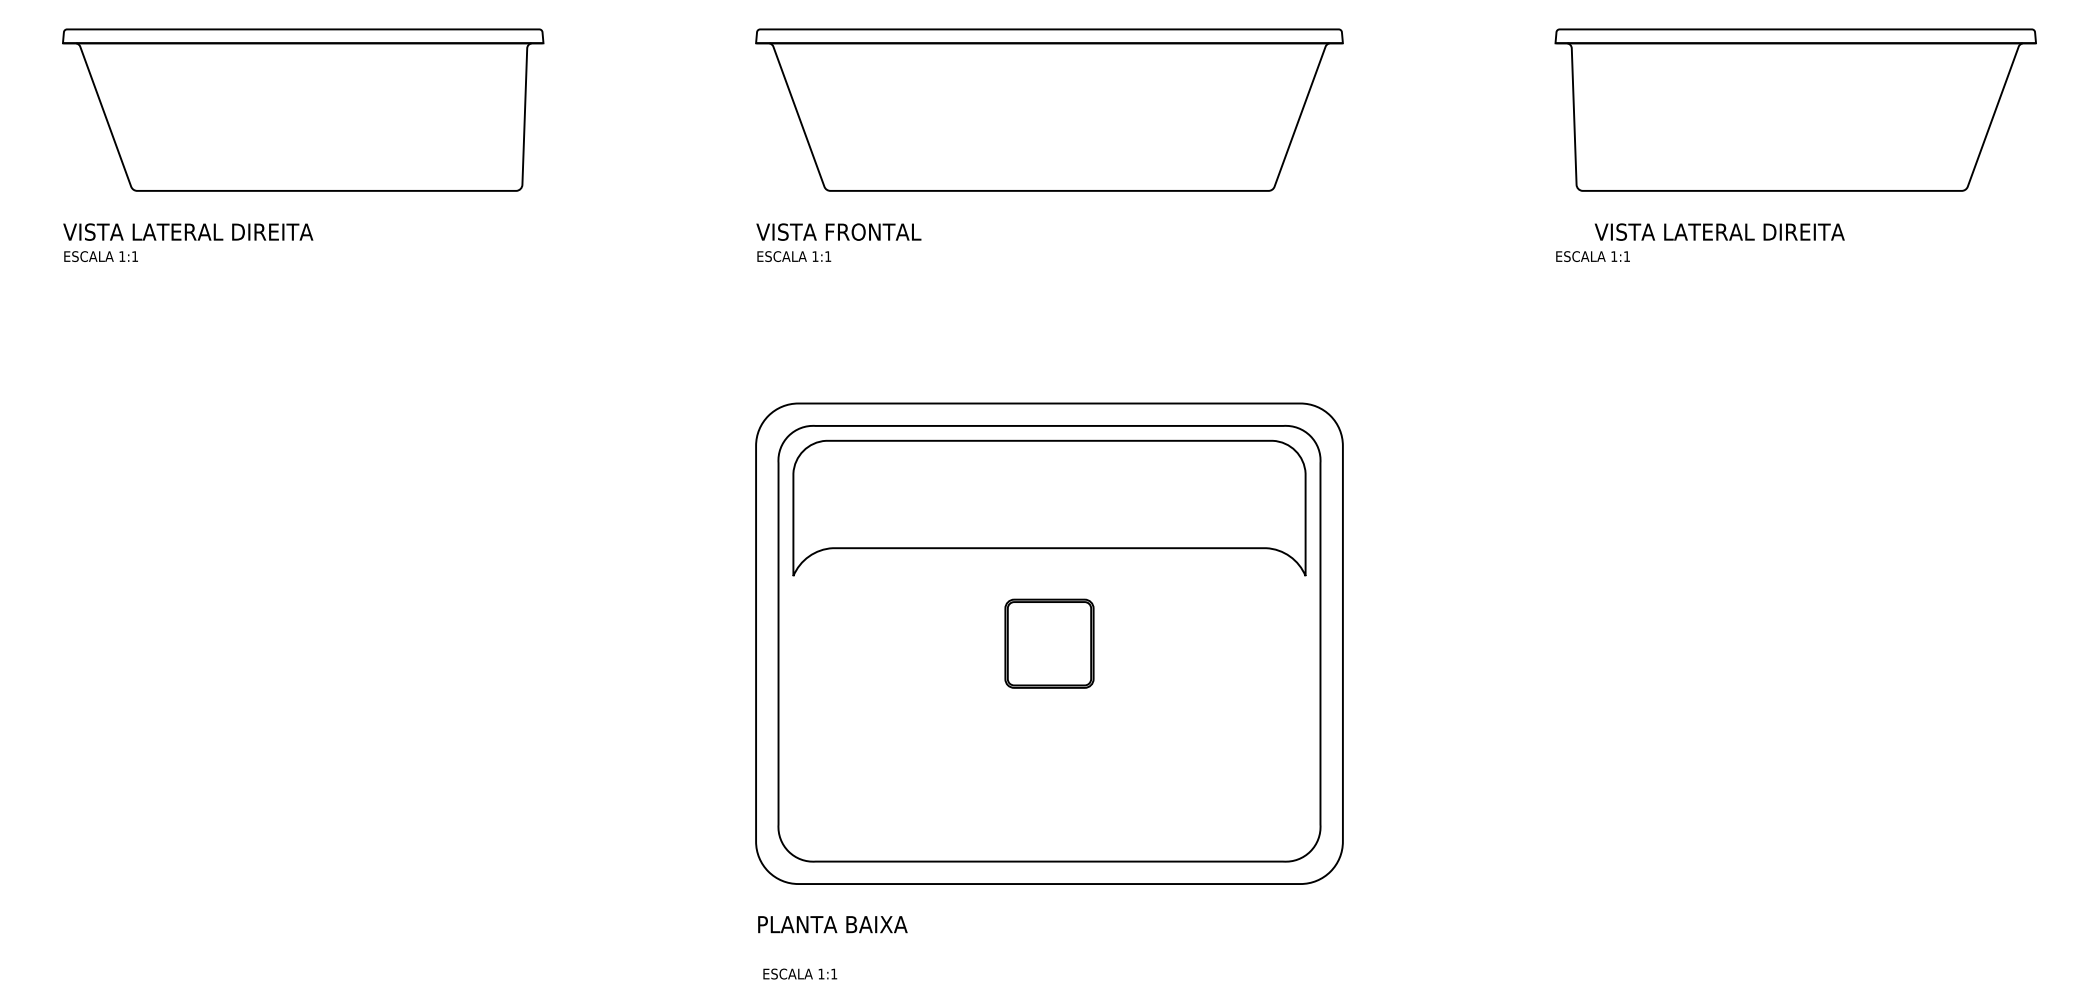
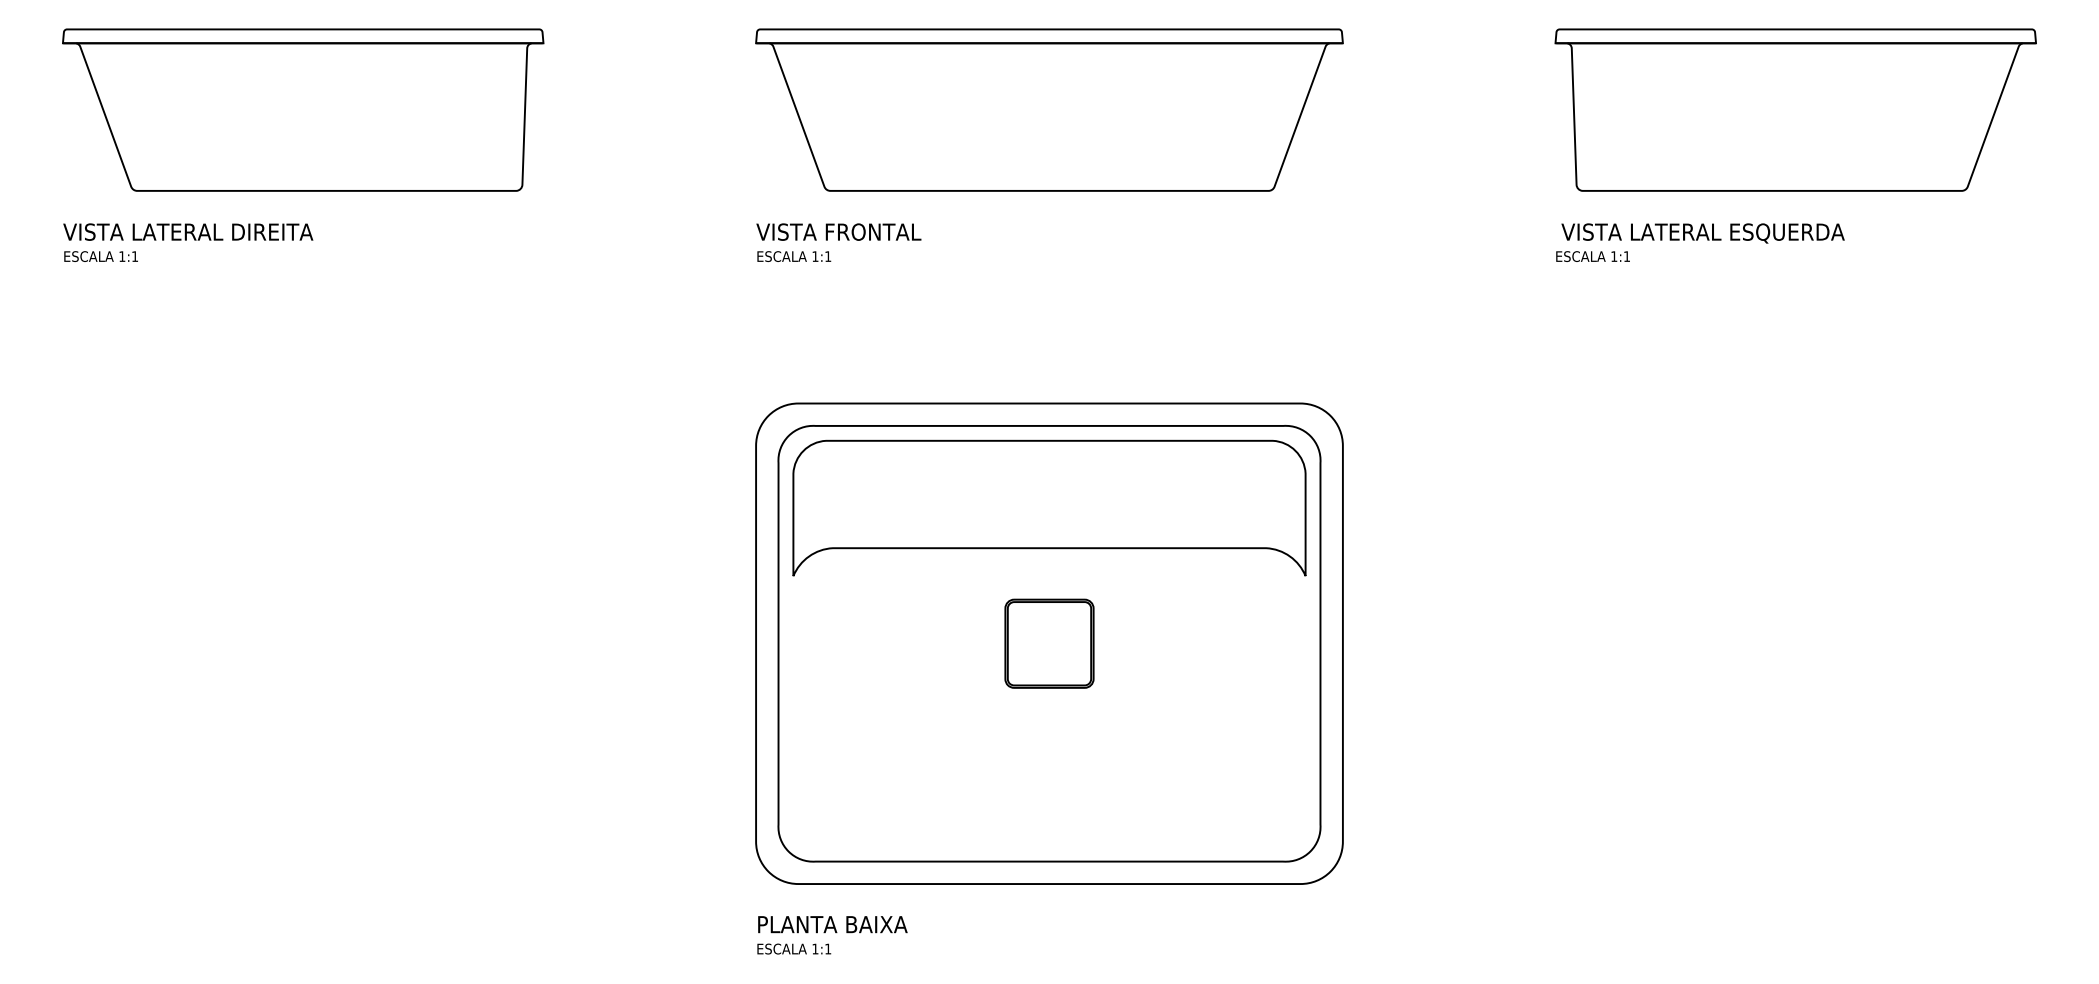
text: VISTA LATERAL DIREITA -> VISTA LATERAL ESQUERDA (1695, 233)
text position: (800, 973) -> (794, 948) (794, 948)
